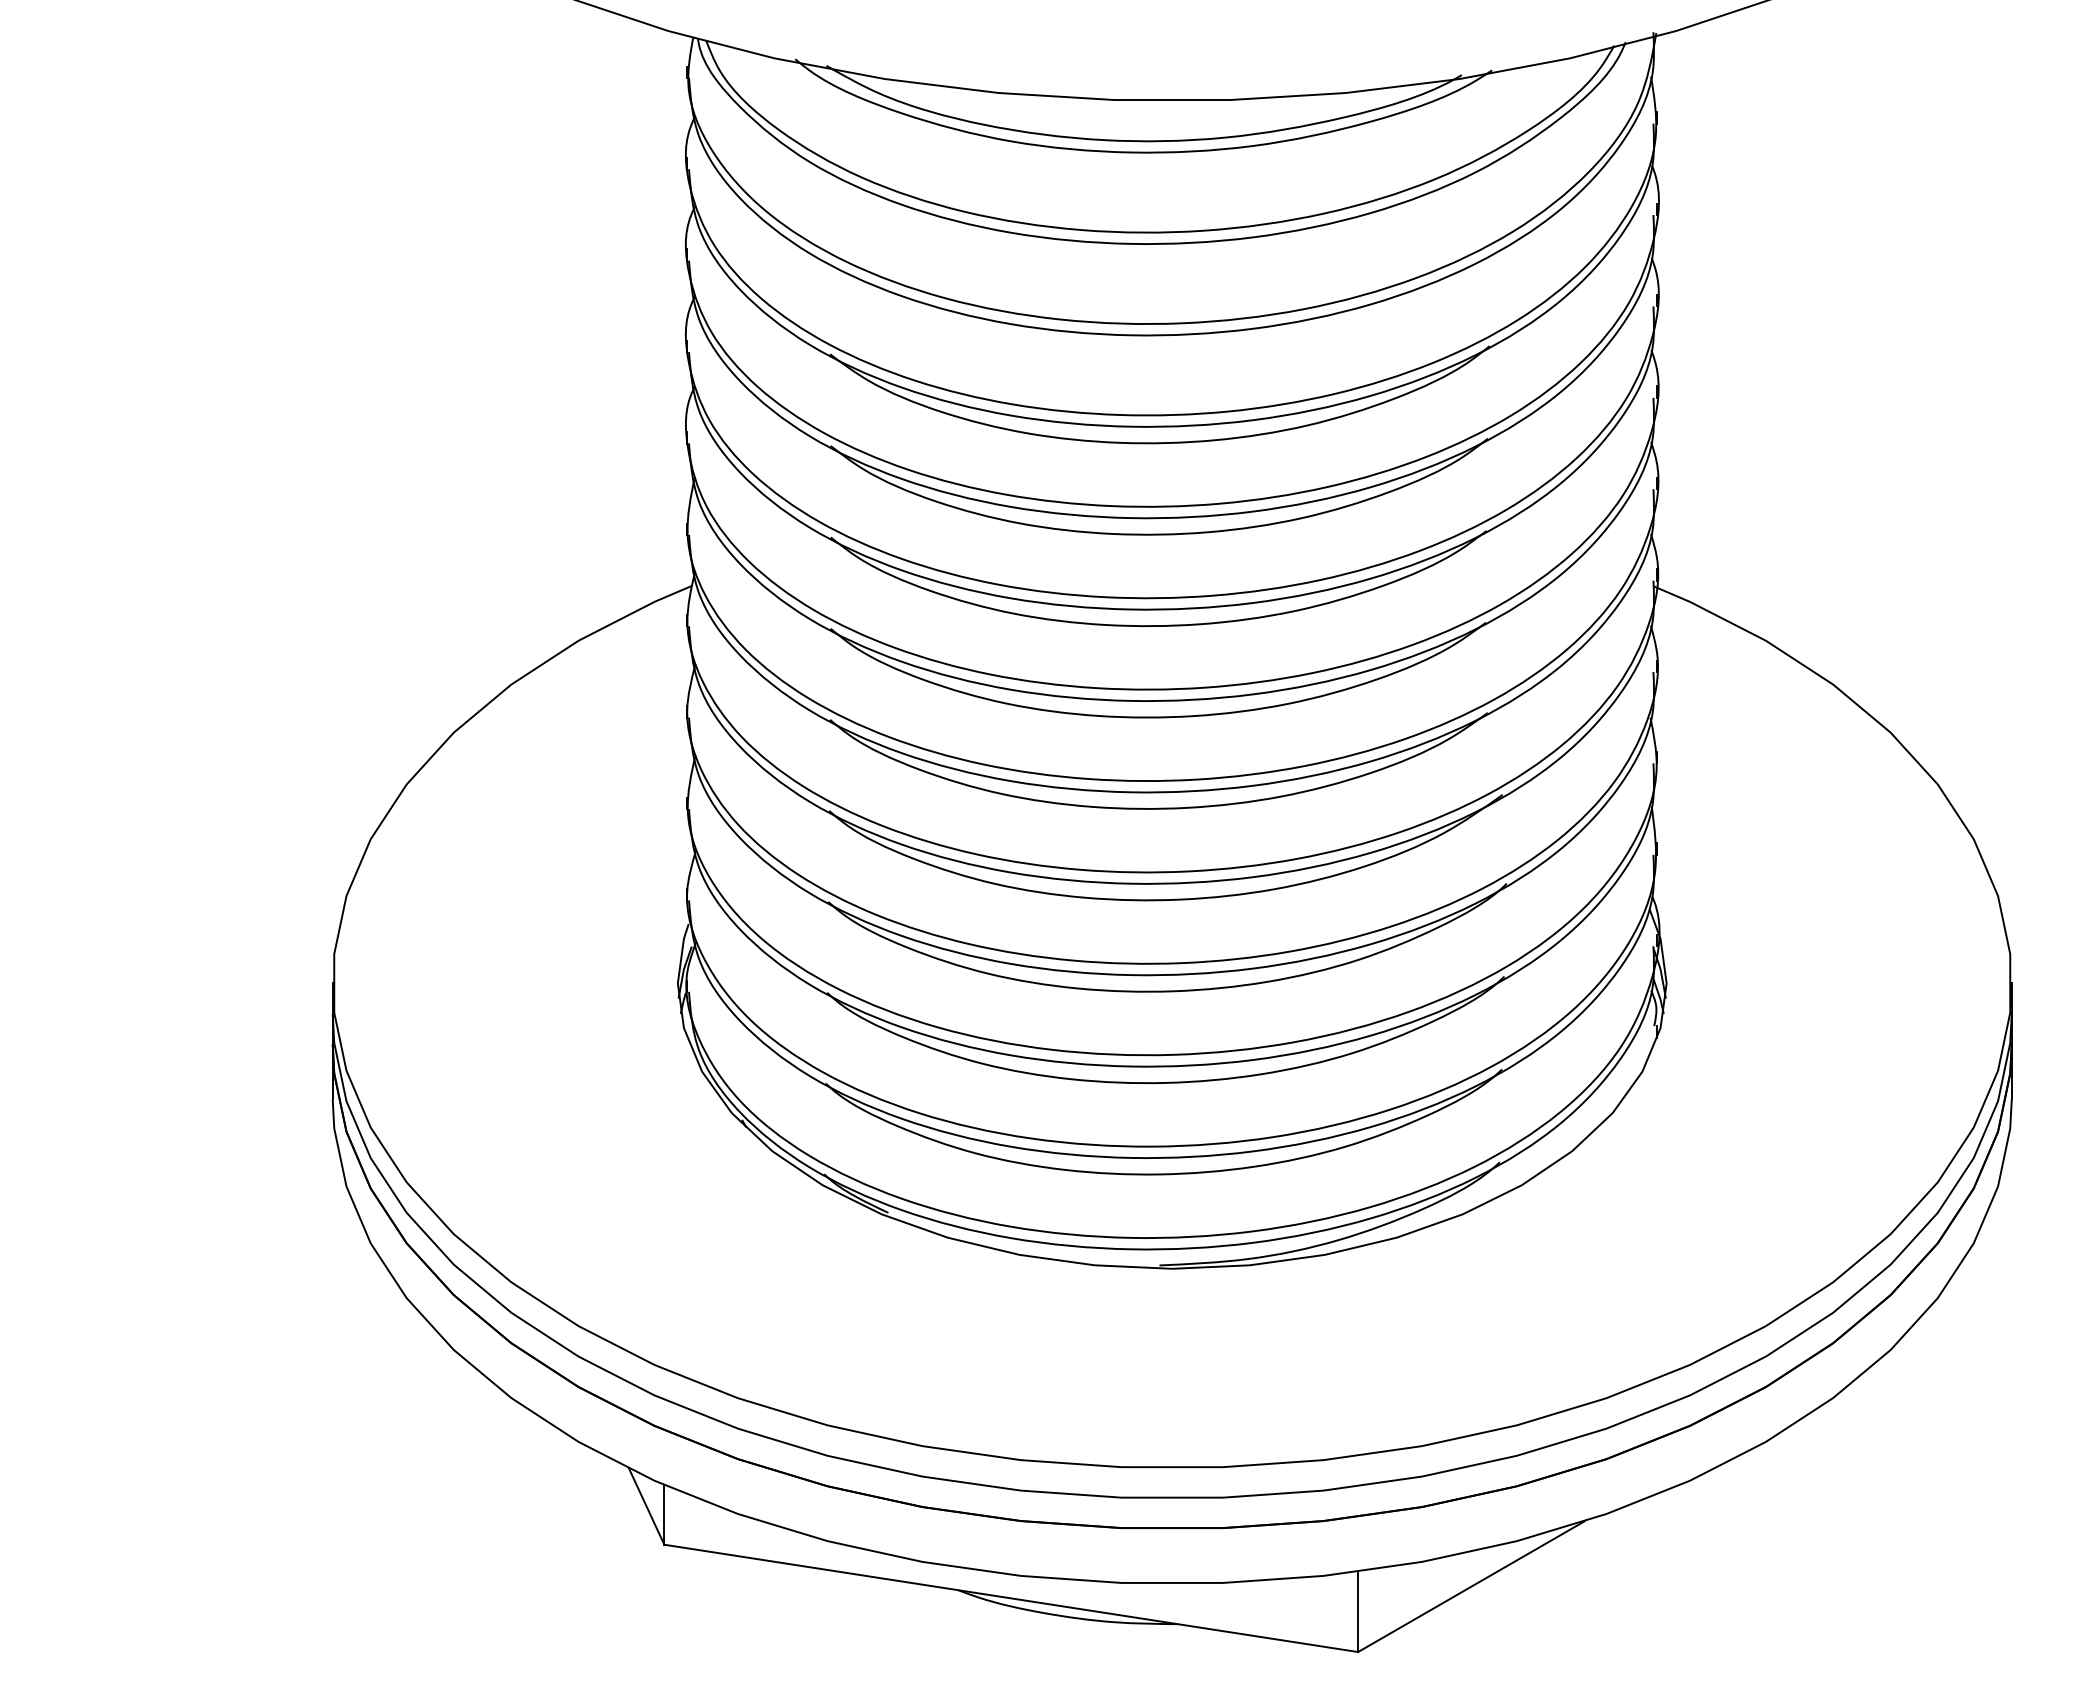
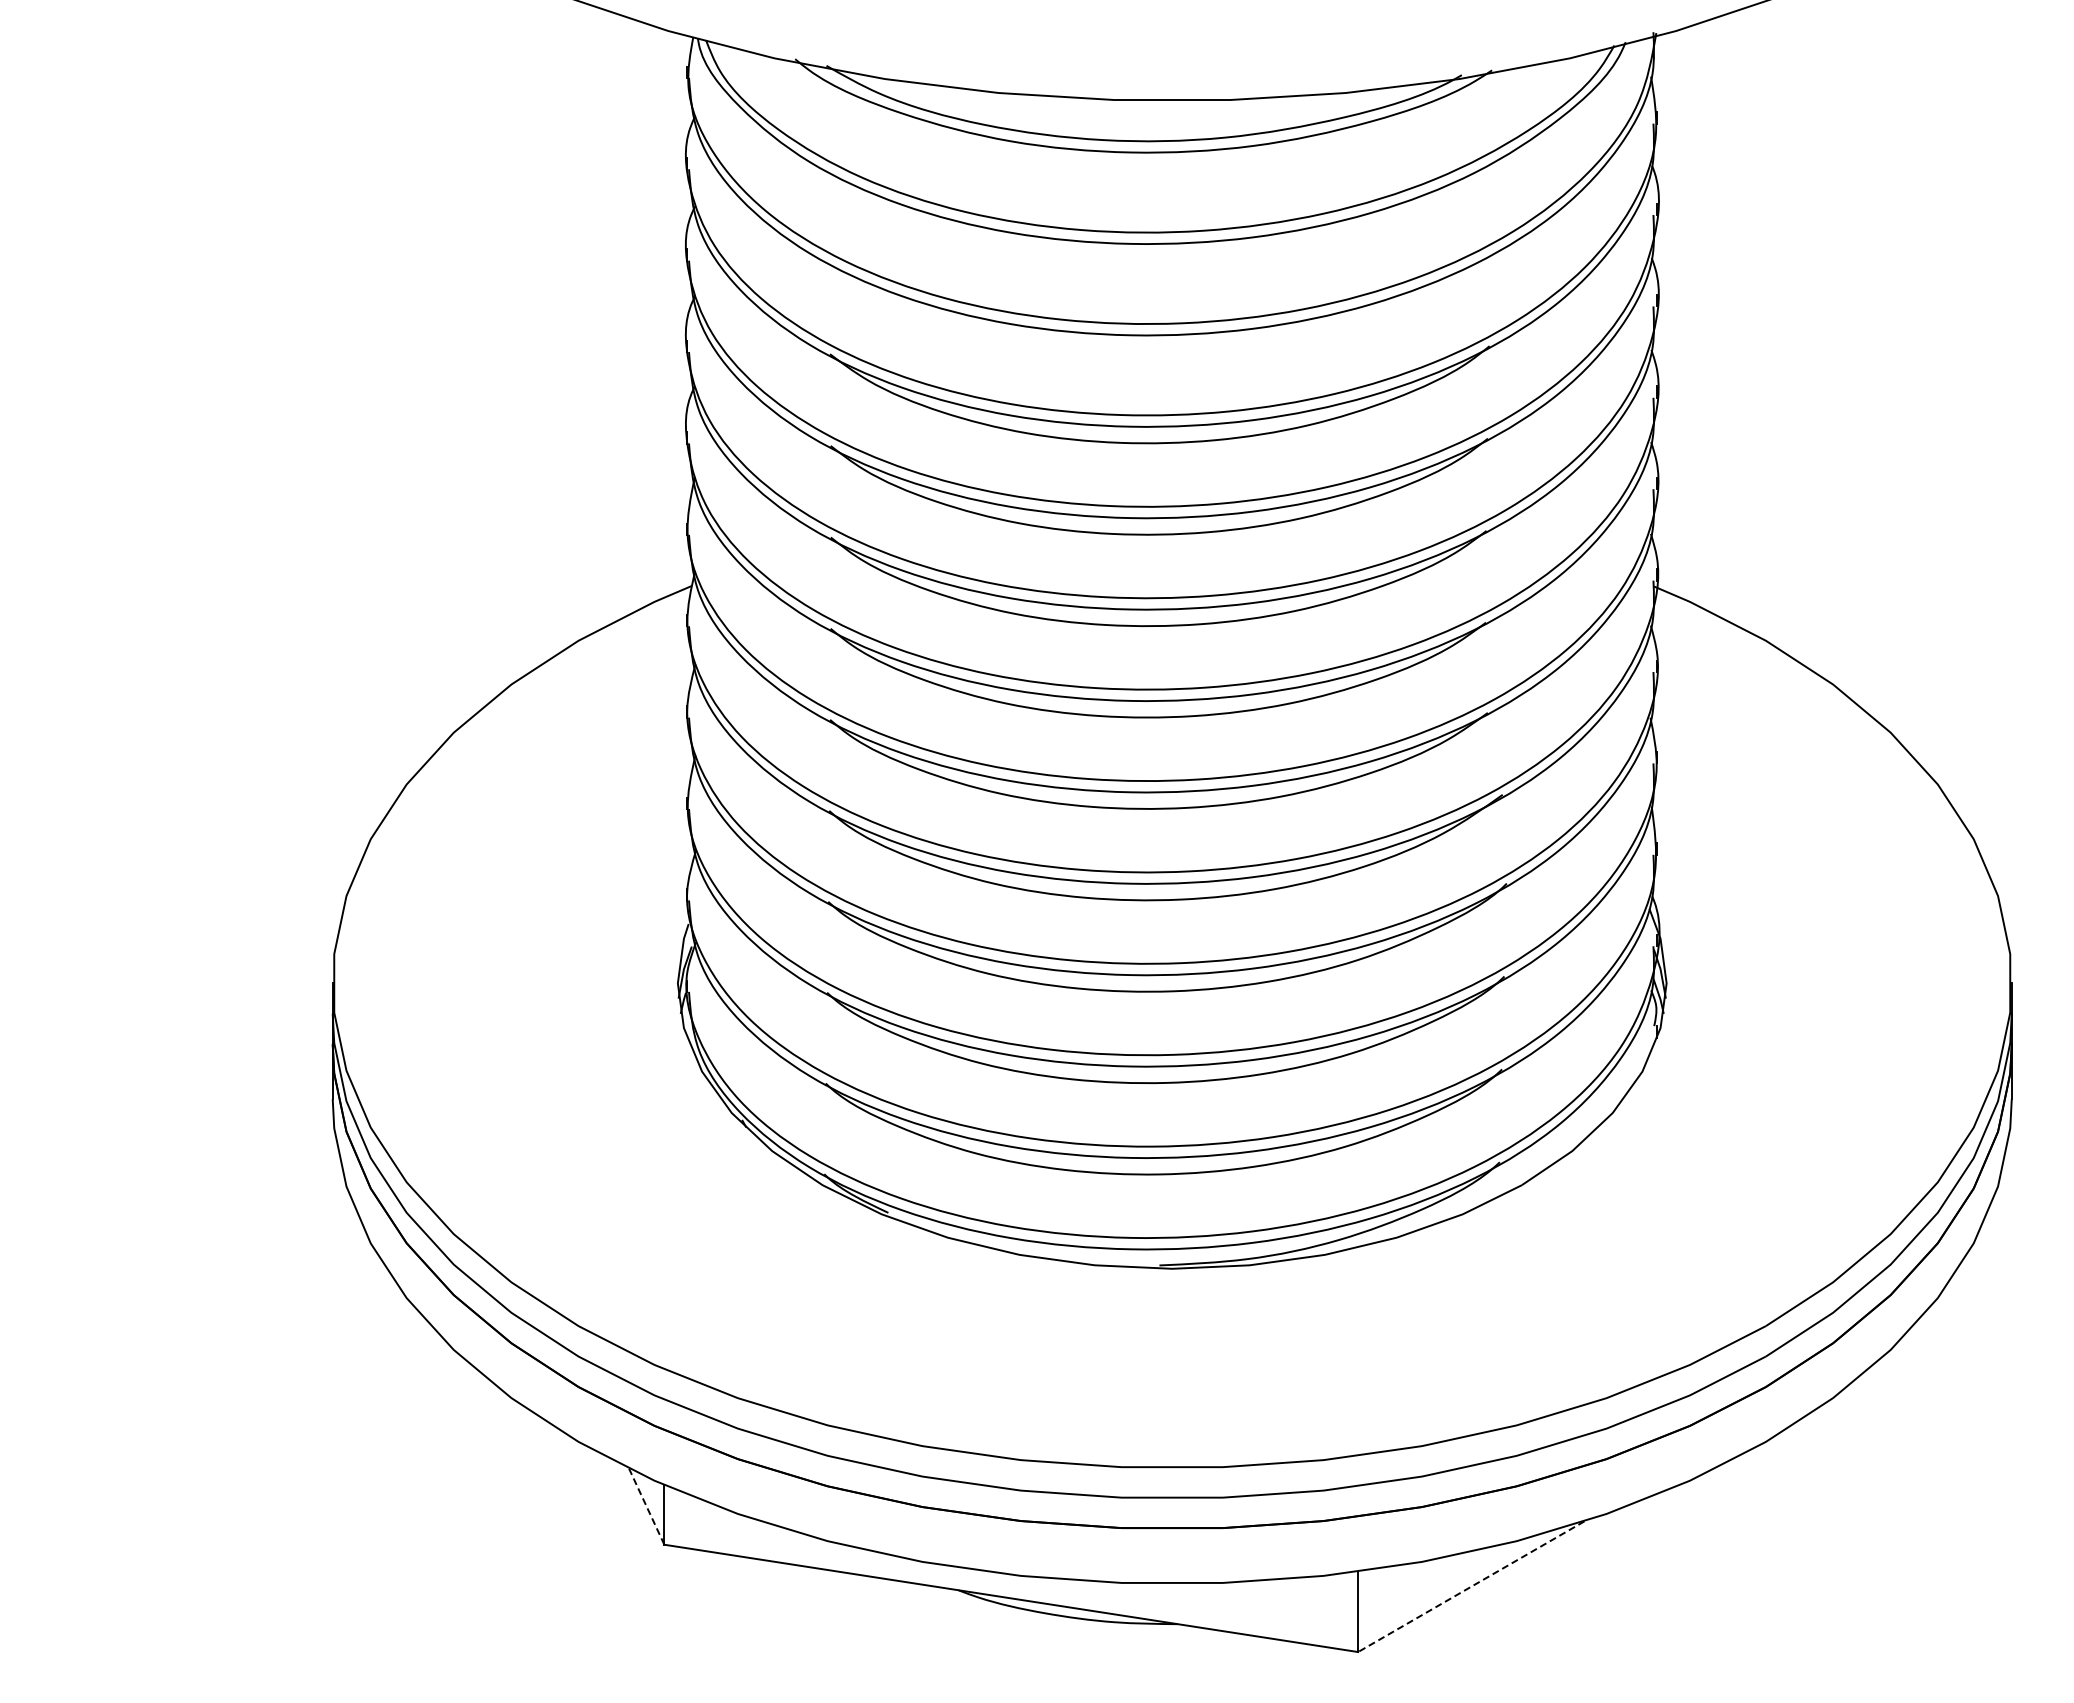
line: solid -> dashed (646, 1506)
line: solid -> dashed (1471, 1586)
